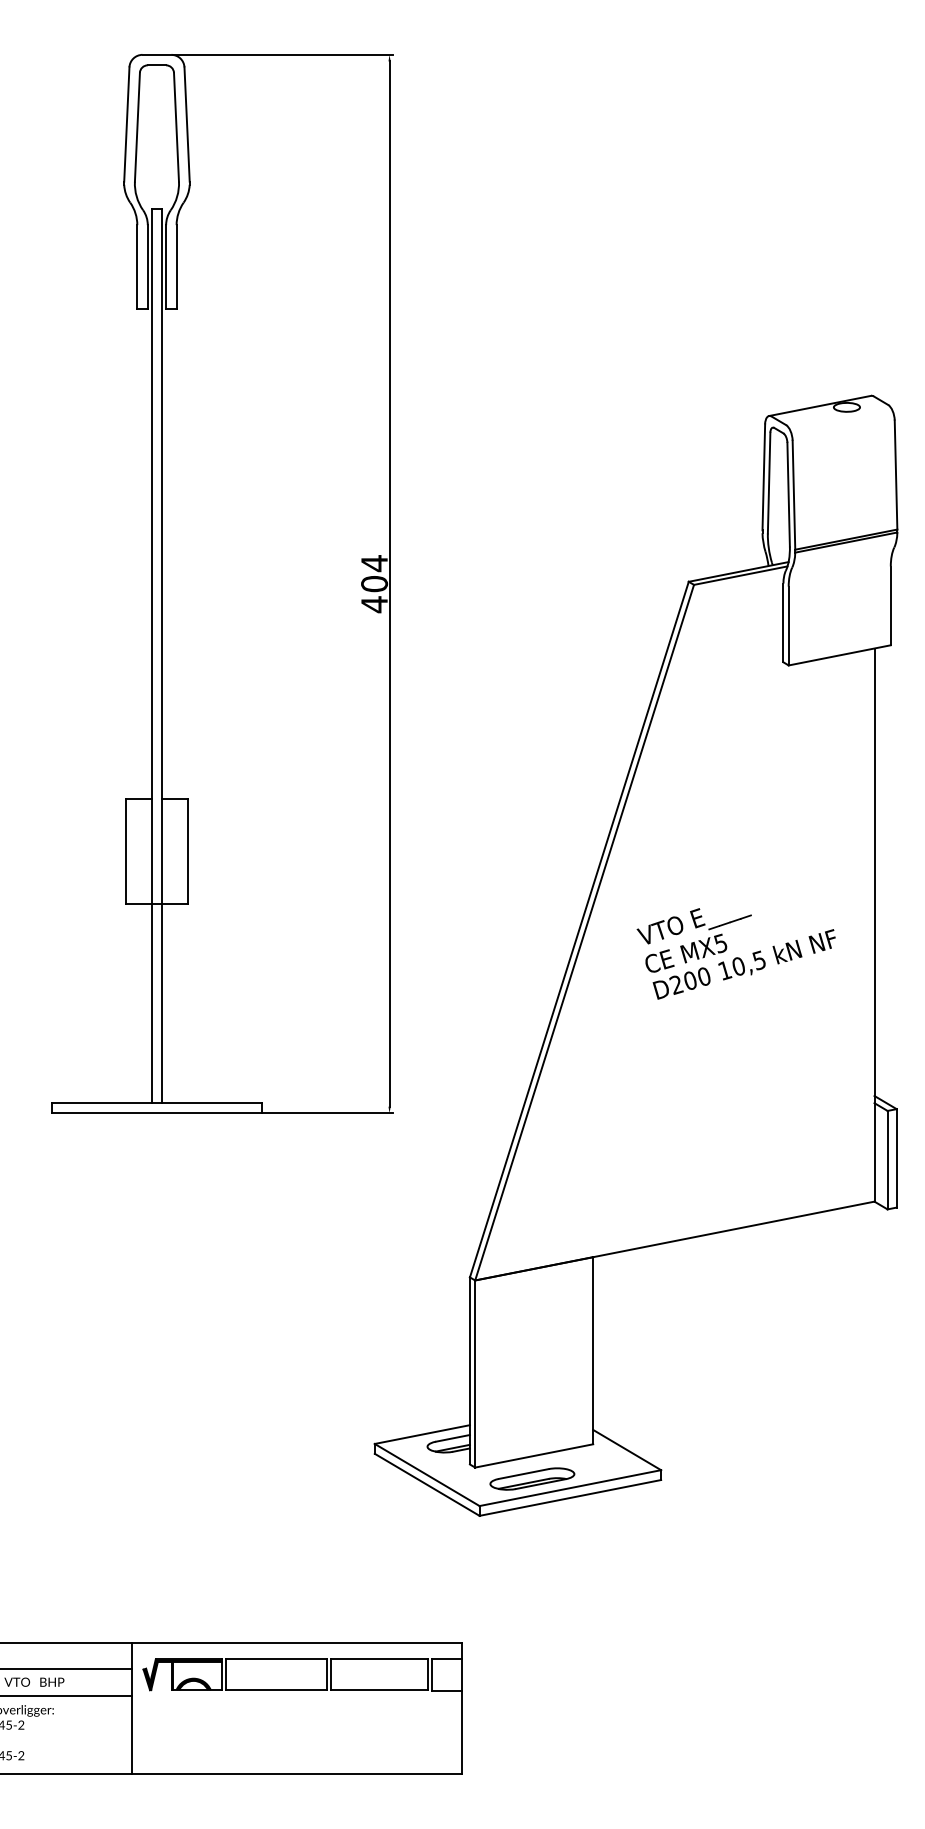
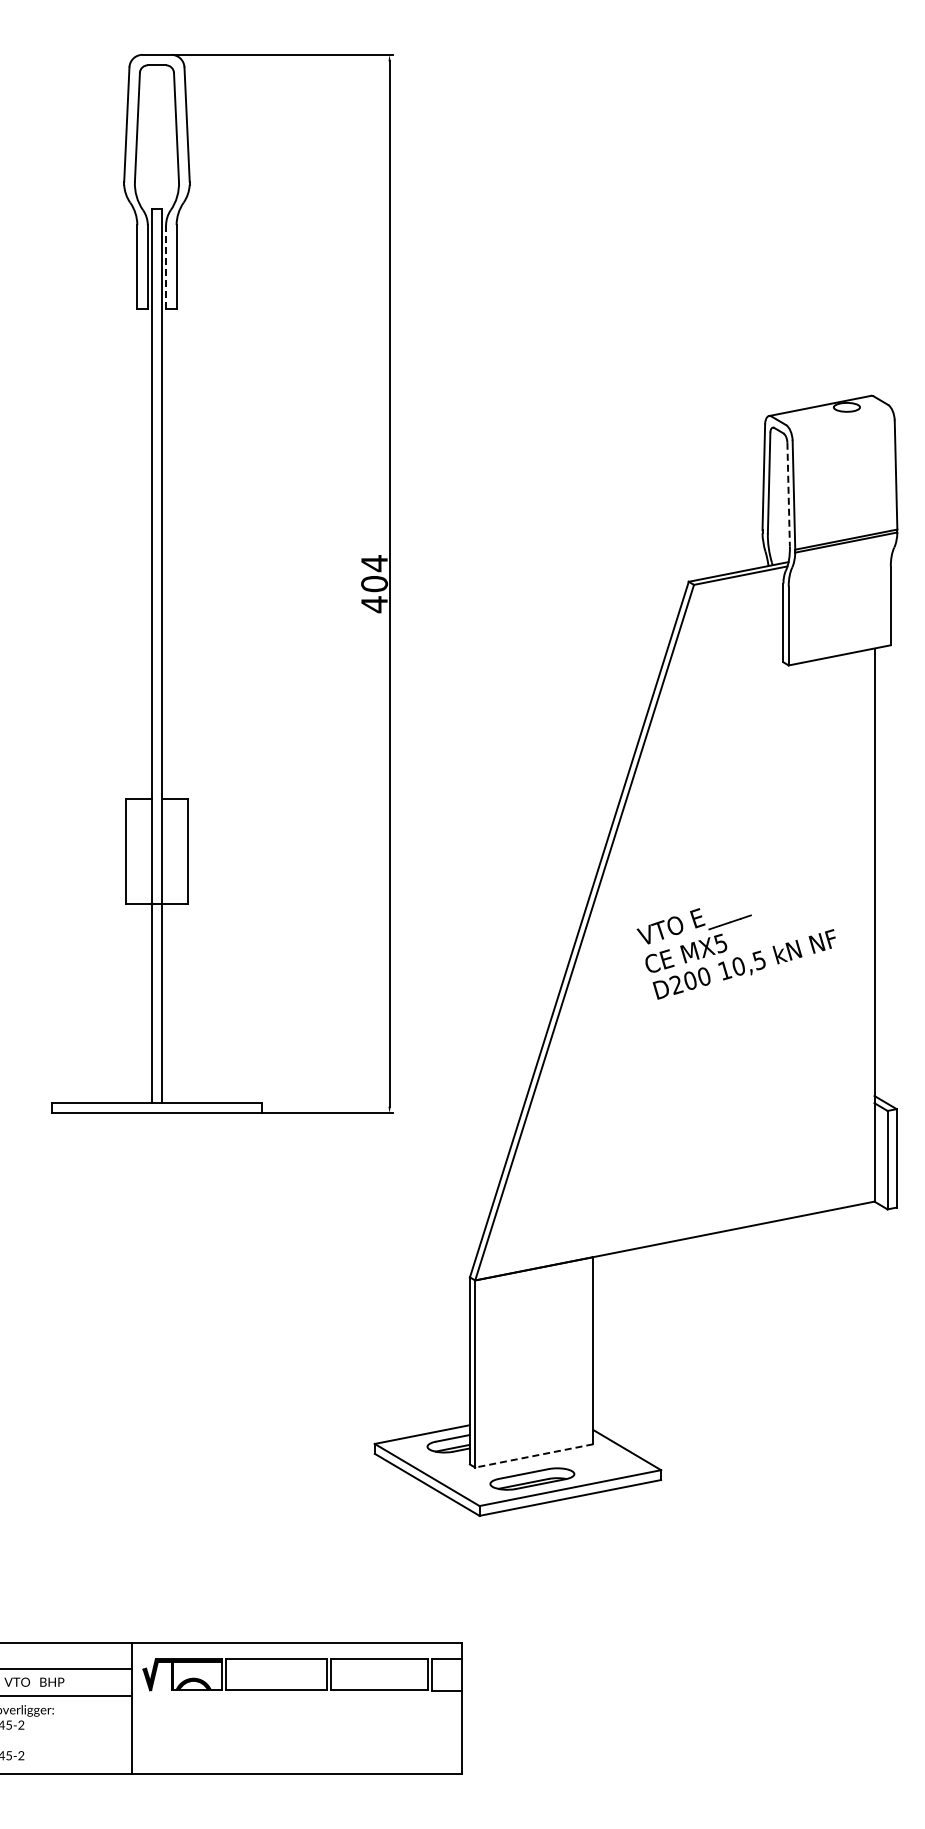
line: solid -> dashed (166, 267)
line: solid -> dashed (788, 494)
line: solid -> dashed (533, 1456)
